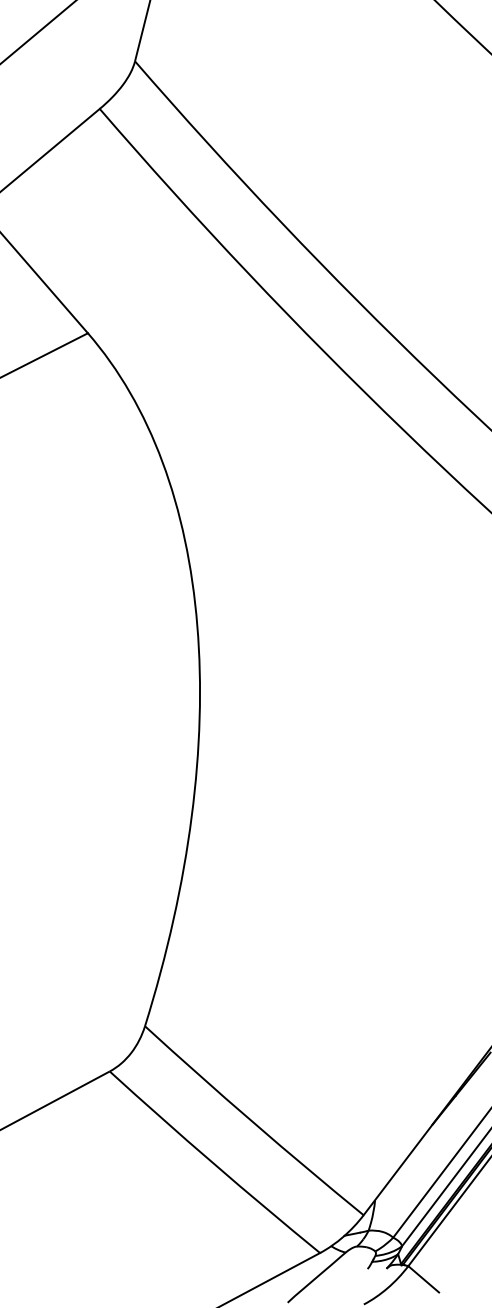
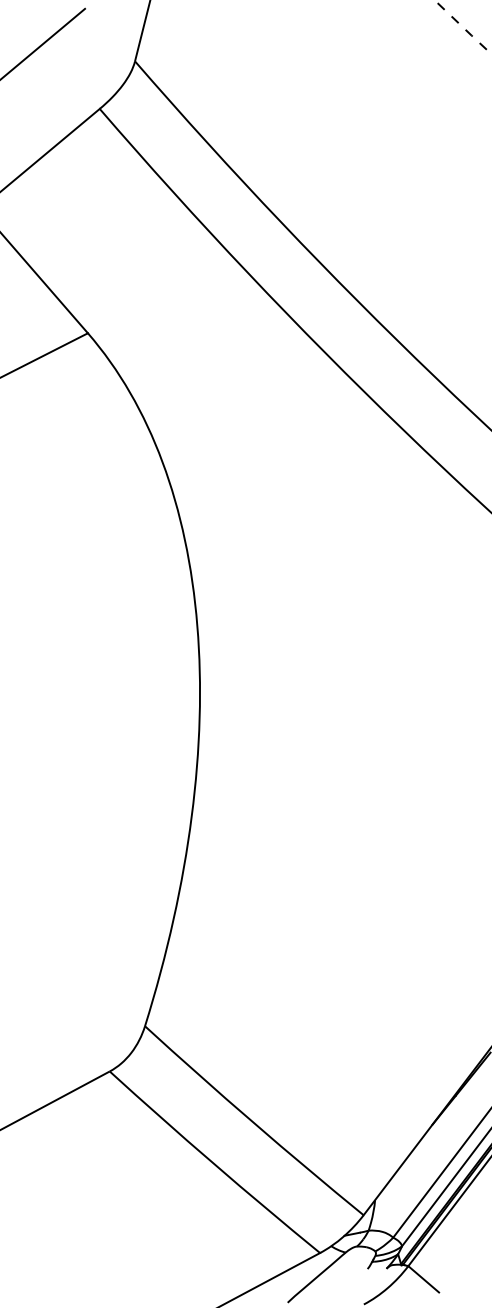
arc: solid -> dashed (463, 27)
line position: (37, 32) -> (43, 43) (43, 43)
